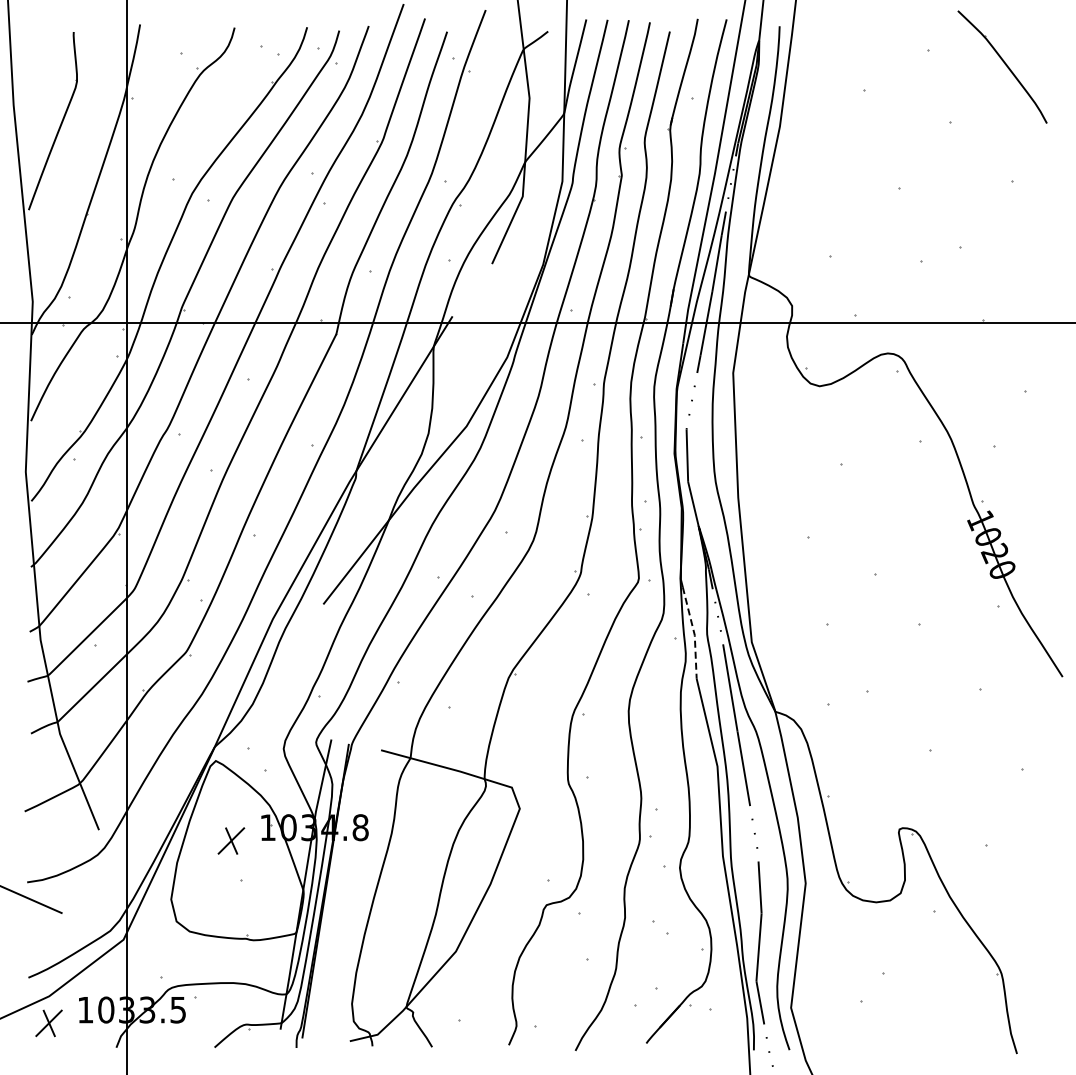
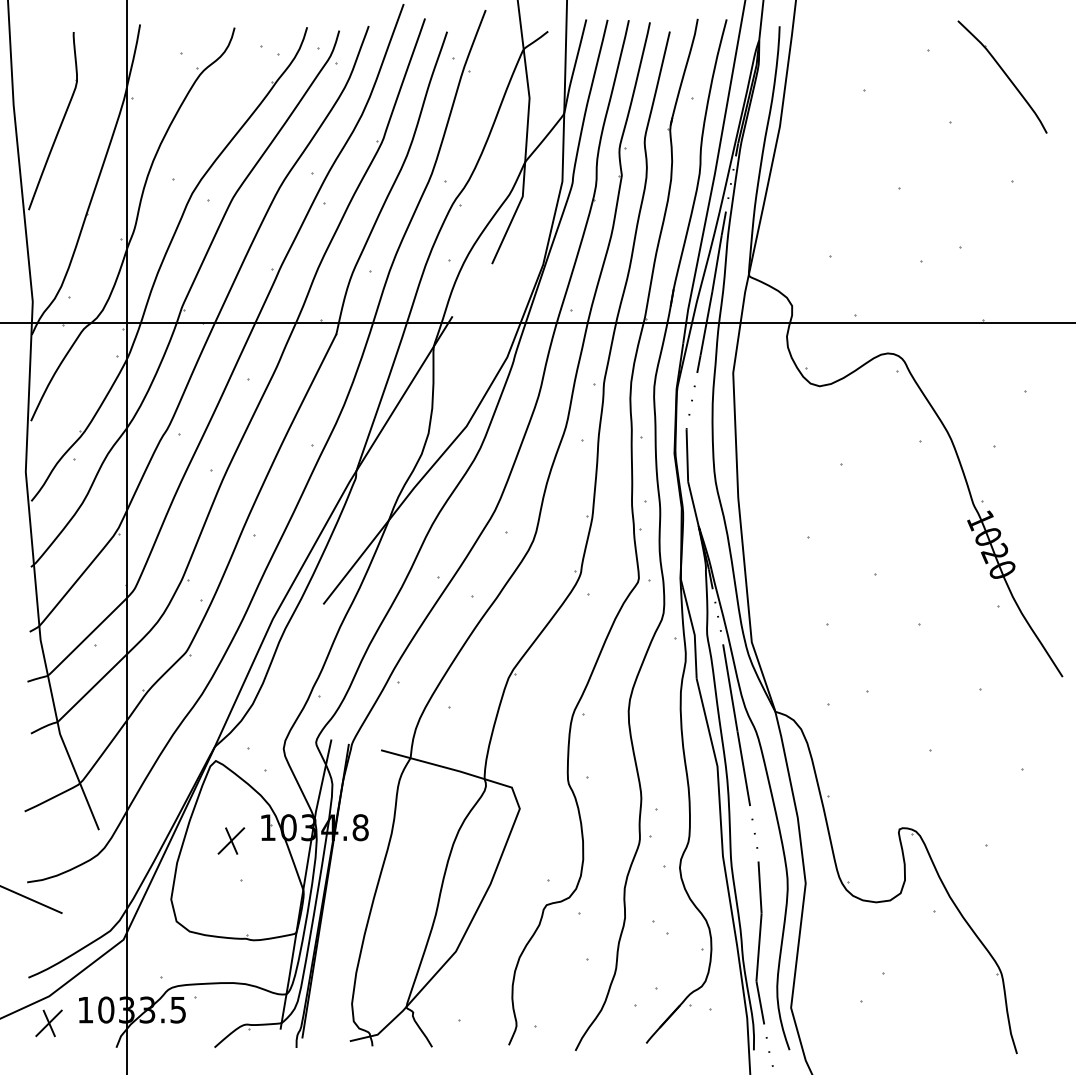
part position: (1002, 66) -> (1002, 76) (1002, 76)
line: dashed -> solid (694, 633)
